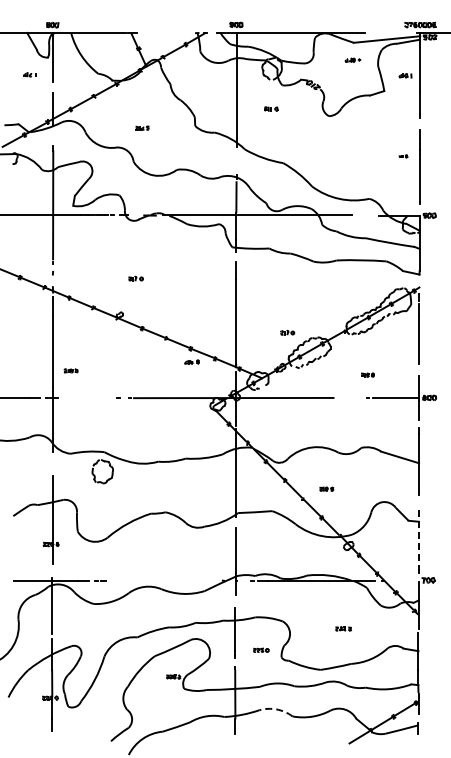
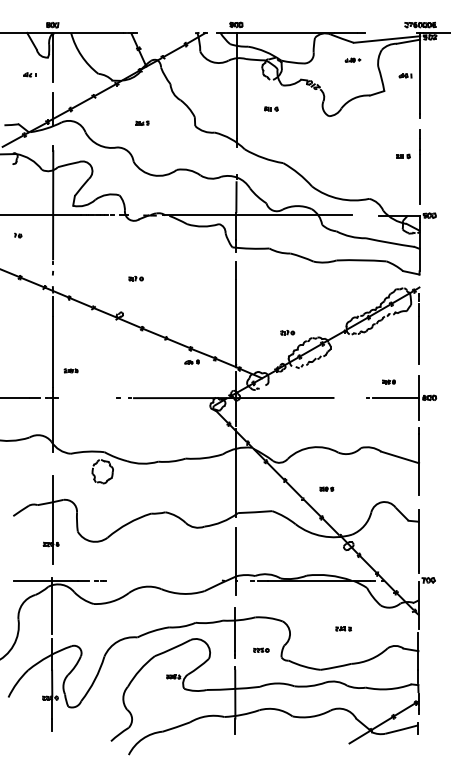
part position: (142, 127) -> (142, 122) (142, 122)
part size: 11x5 px -> 15x7 px (403, 156)
part: none -> present (18, 235)
part position: (367, 374) -> (388, 381) (388, 381)
line: dashed -> solid (418, 540)
arc: dashed -> solid (276, 709)
